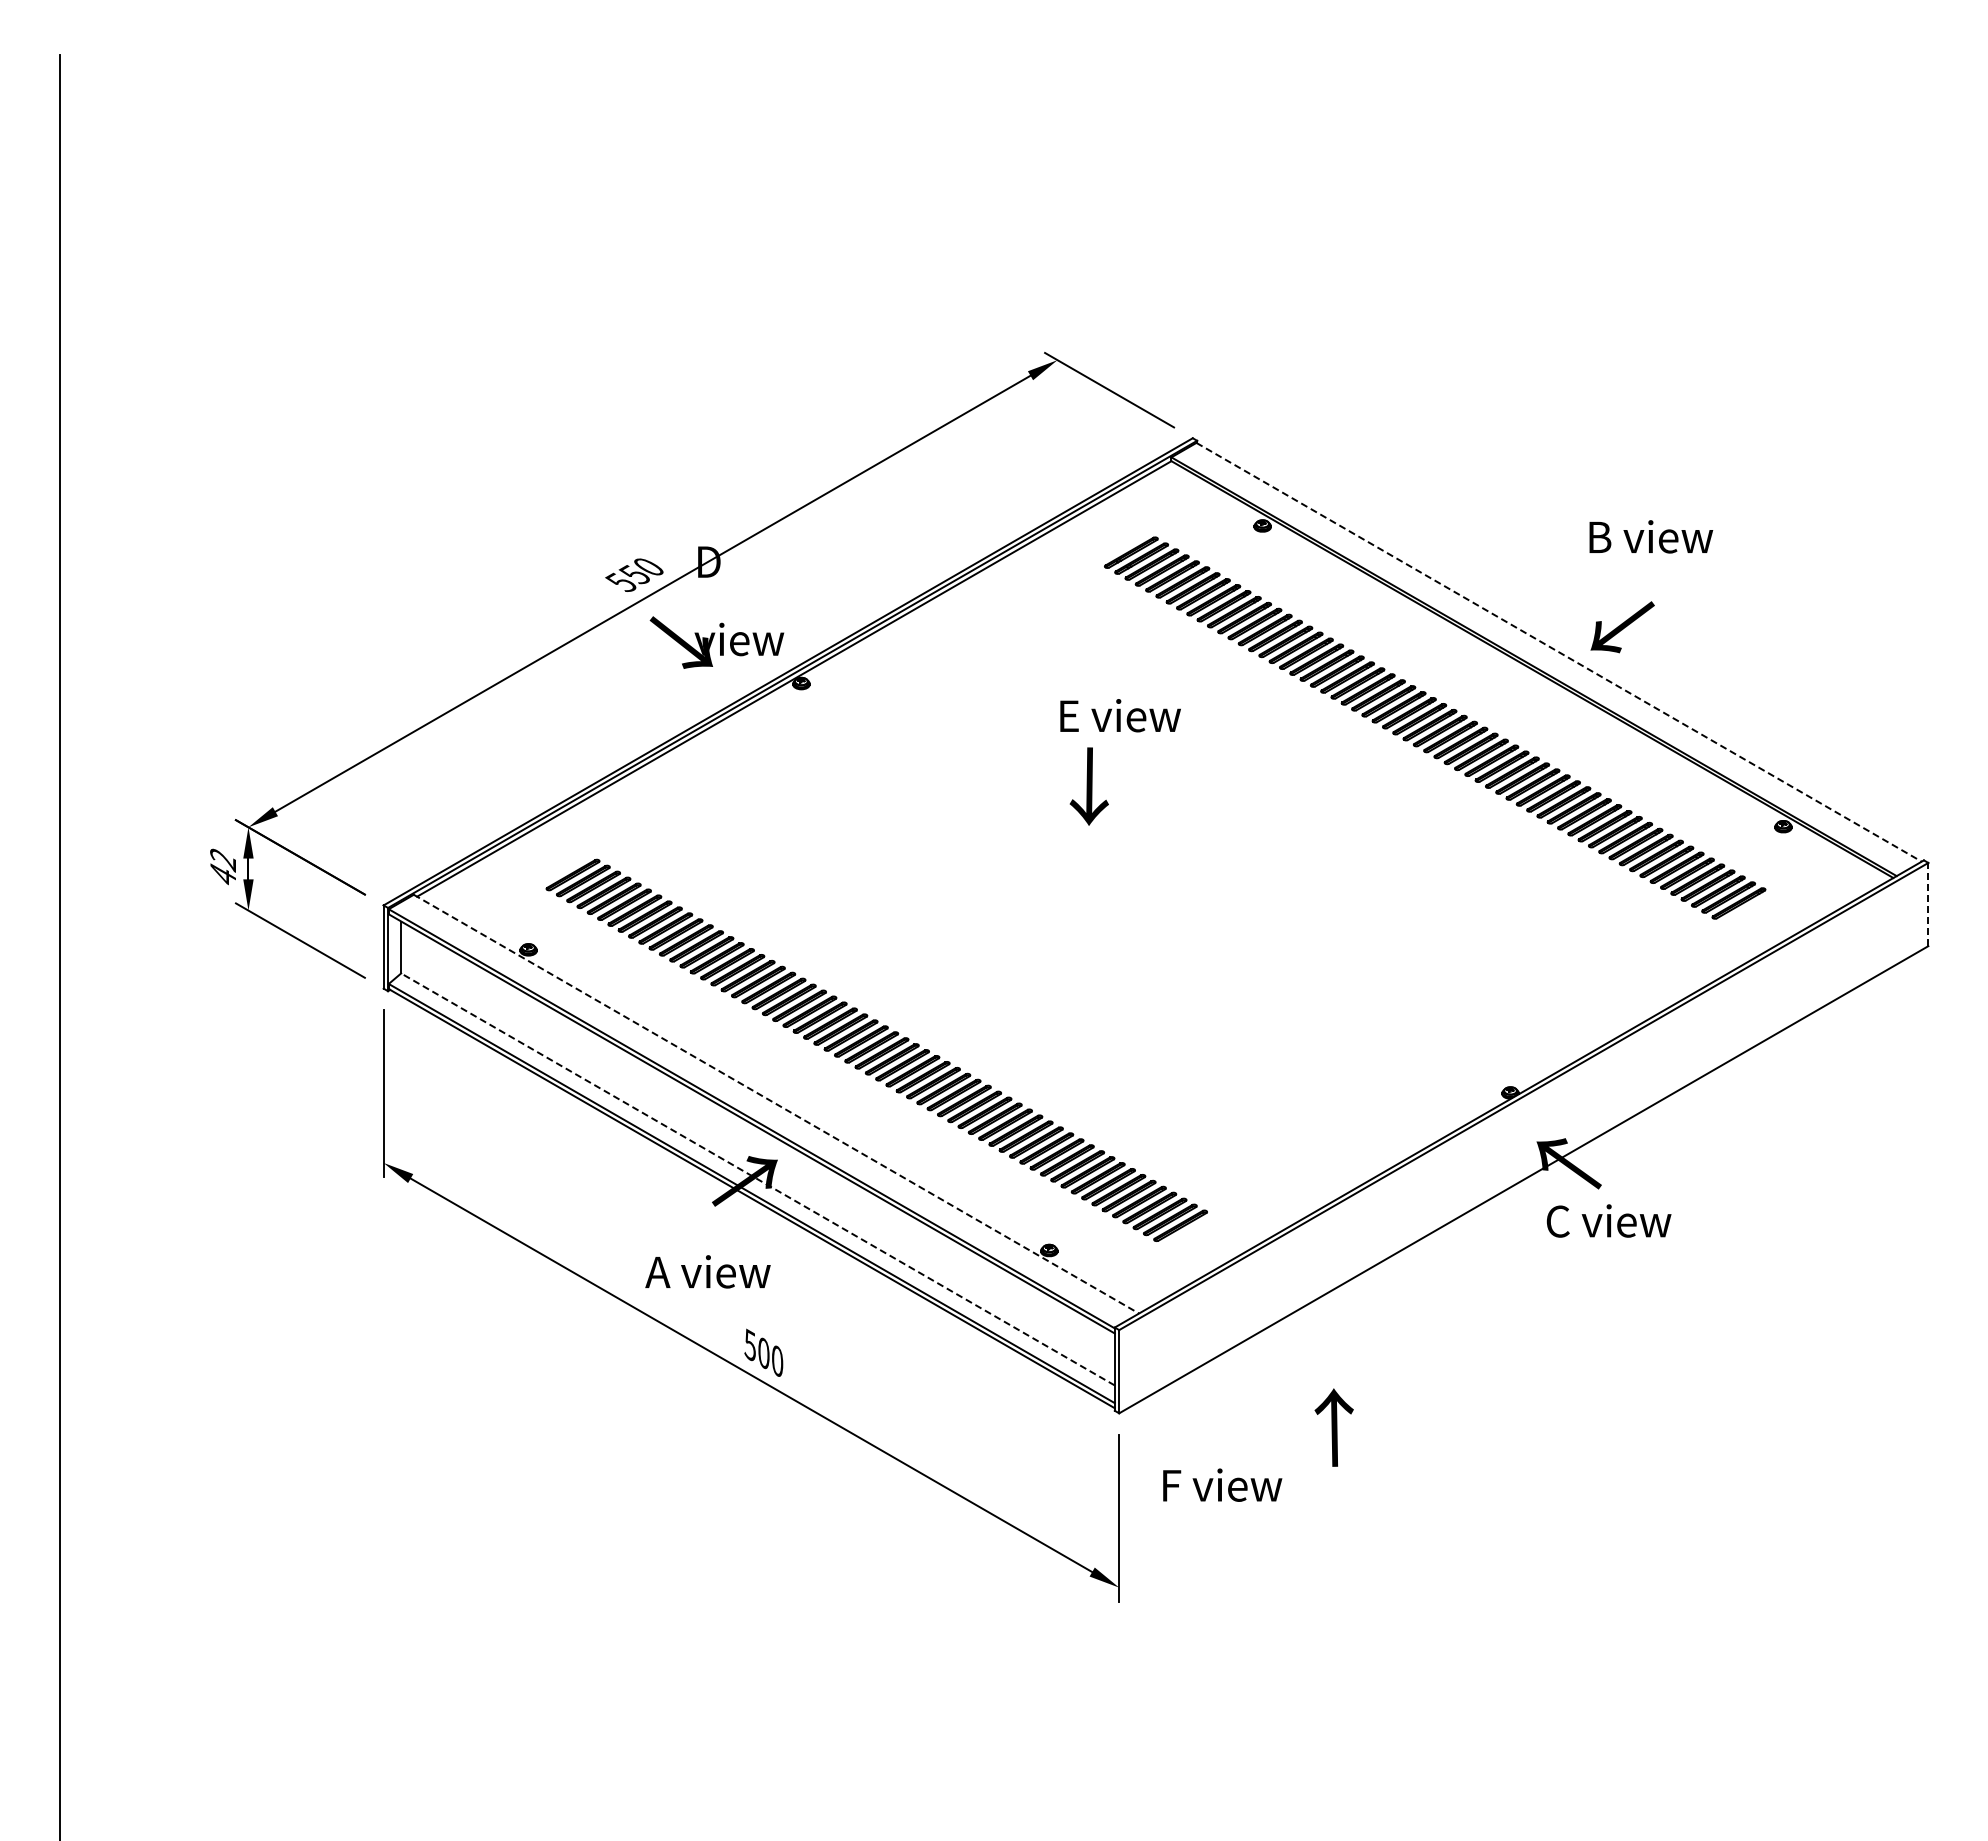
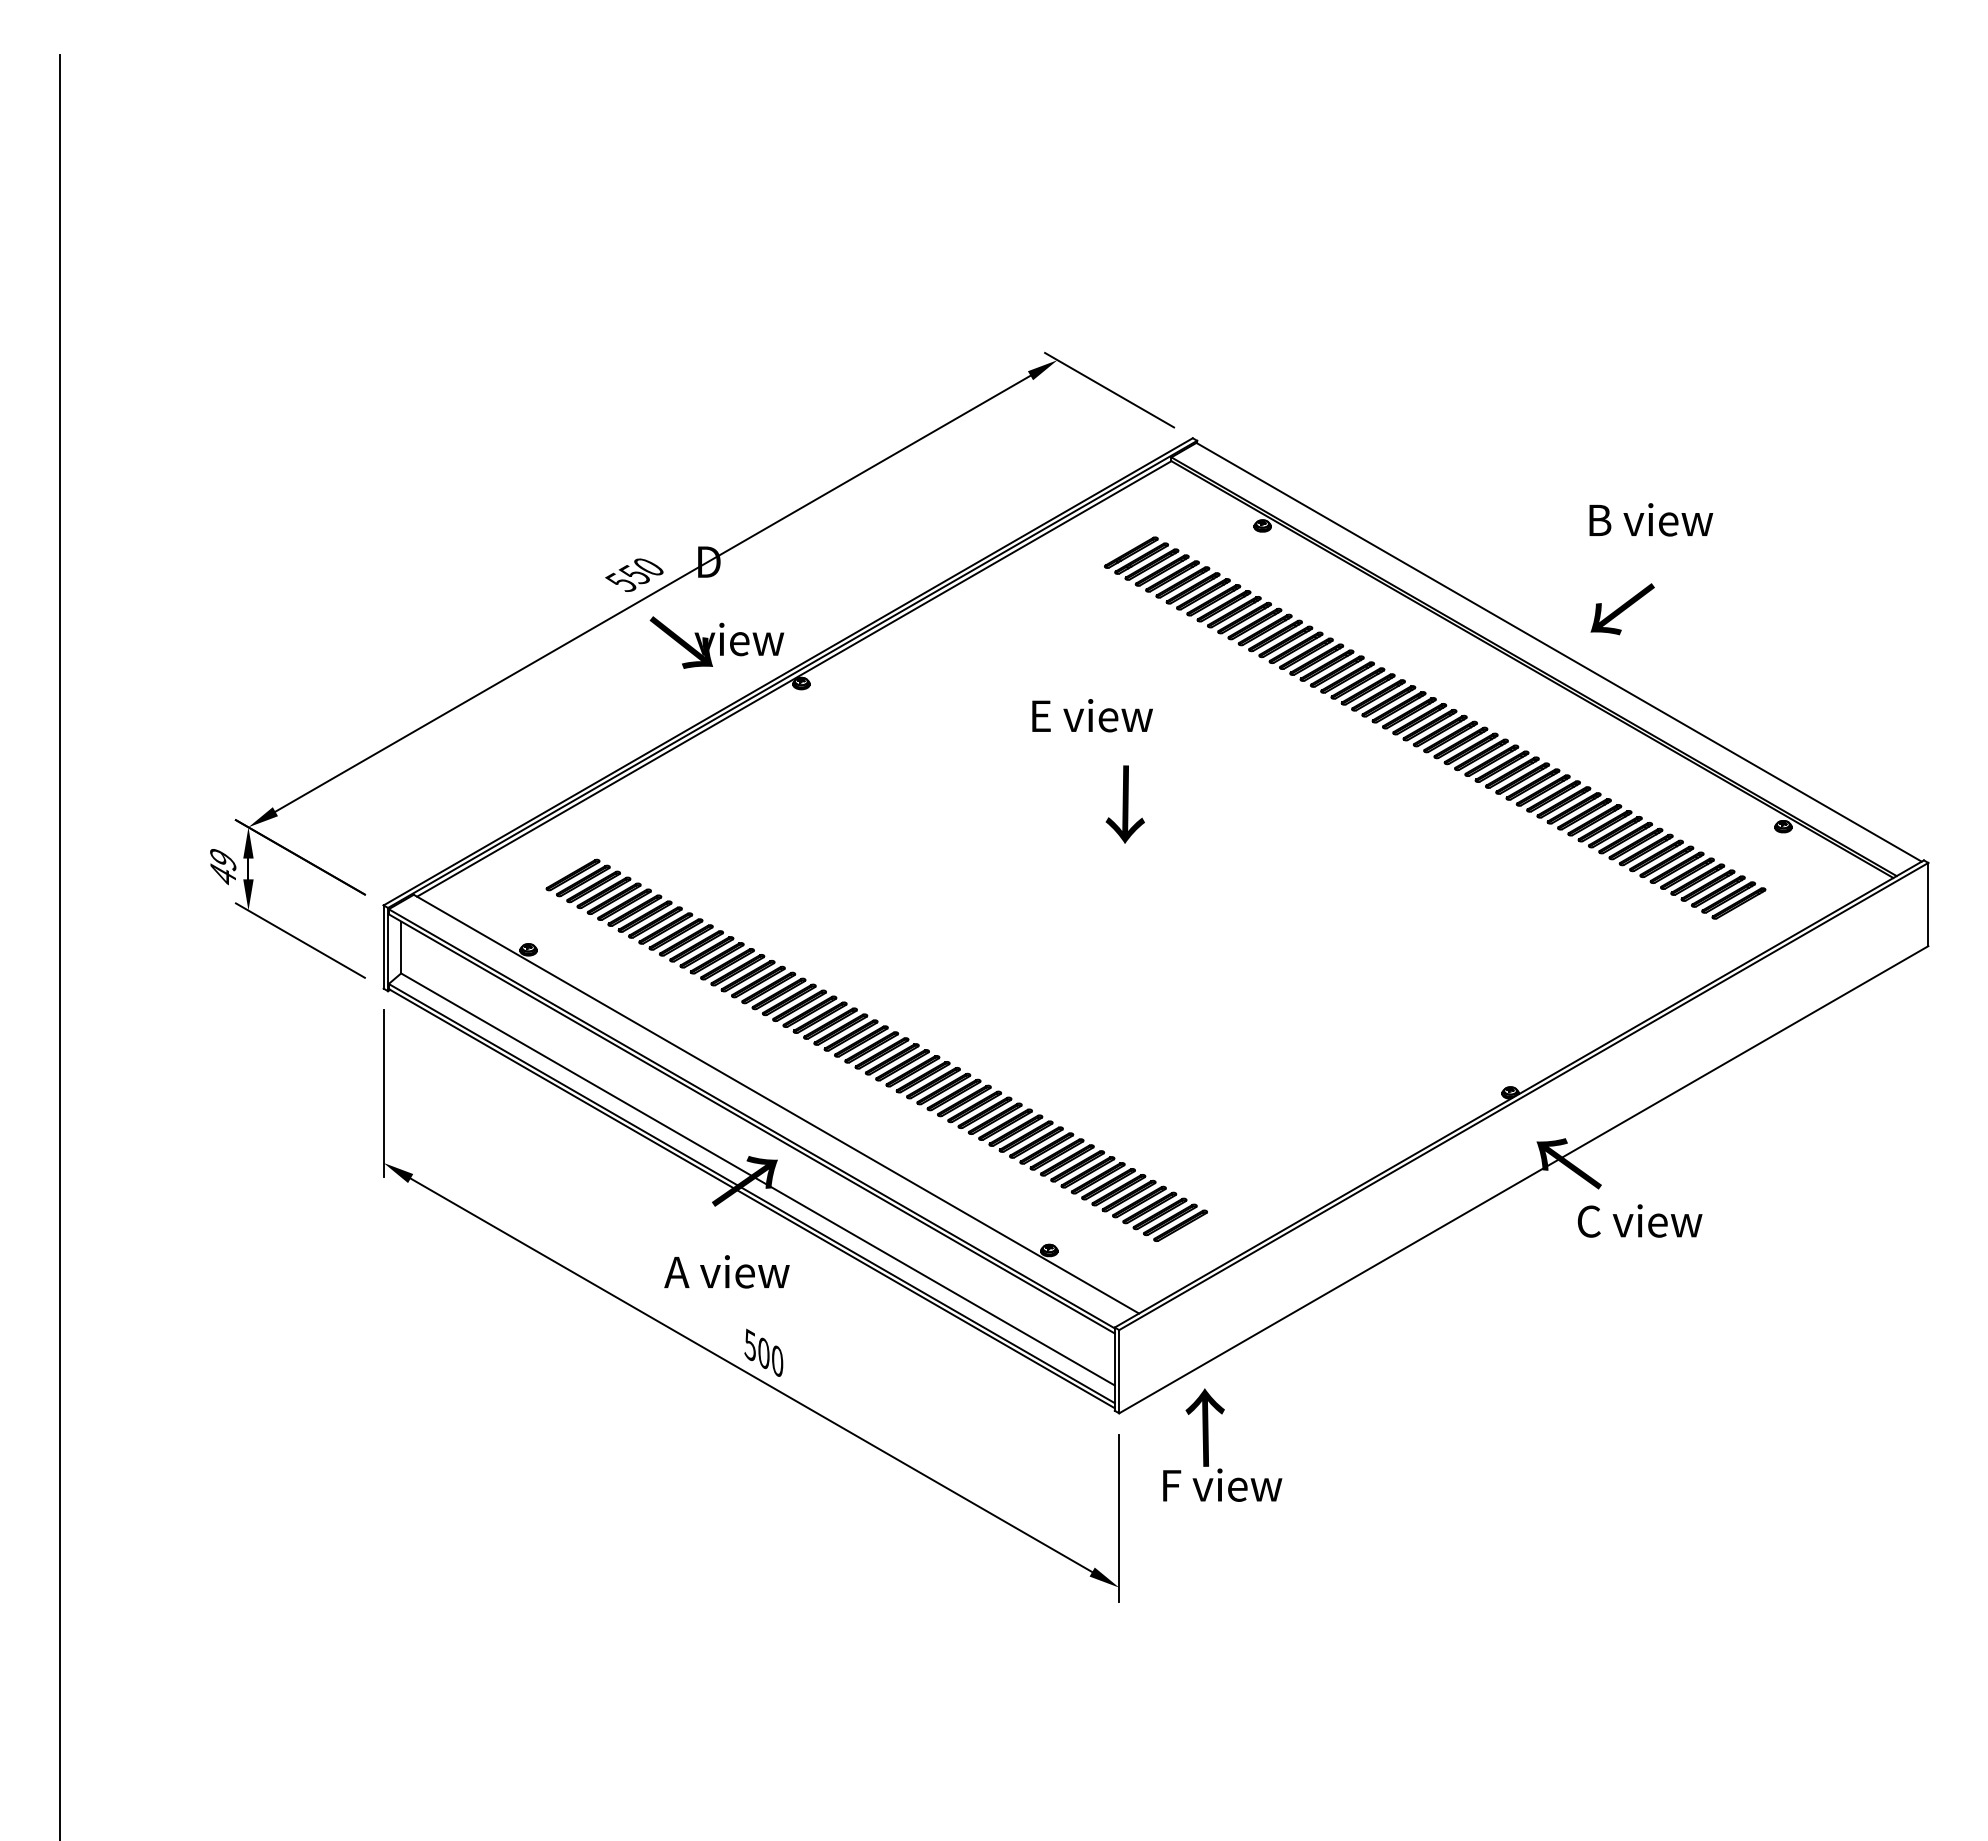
text position: (1651, 536) -> (1651, 519) (1651, 519)
text position: (1622, 627) -> (1622, 609) (1622, 609)
line: dashed -> solid (1559, 652)
text position: (1120, 715) -> (1092, 715) (1092, 715)
text position: (1088, 786) -> (1124, 804) (1124, 804)
text: 42 -> 49 (223, 860)
line: dashed -> solid (1928, 904)
line: dashed -> solid (776, 1104)
line: dashed -> solid (757, 1179)
text position: (1608, 1220) -> (1639, 1220) (1639, 1220)
text position: (707, 1271) -> (726, 1271) (726, 1271)
text position: (1333, 1427) -> (1204, 1427) (1204, 1427)
